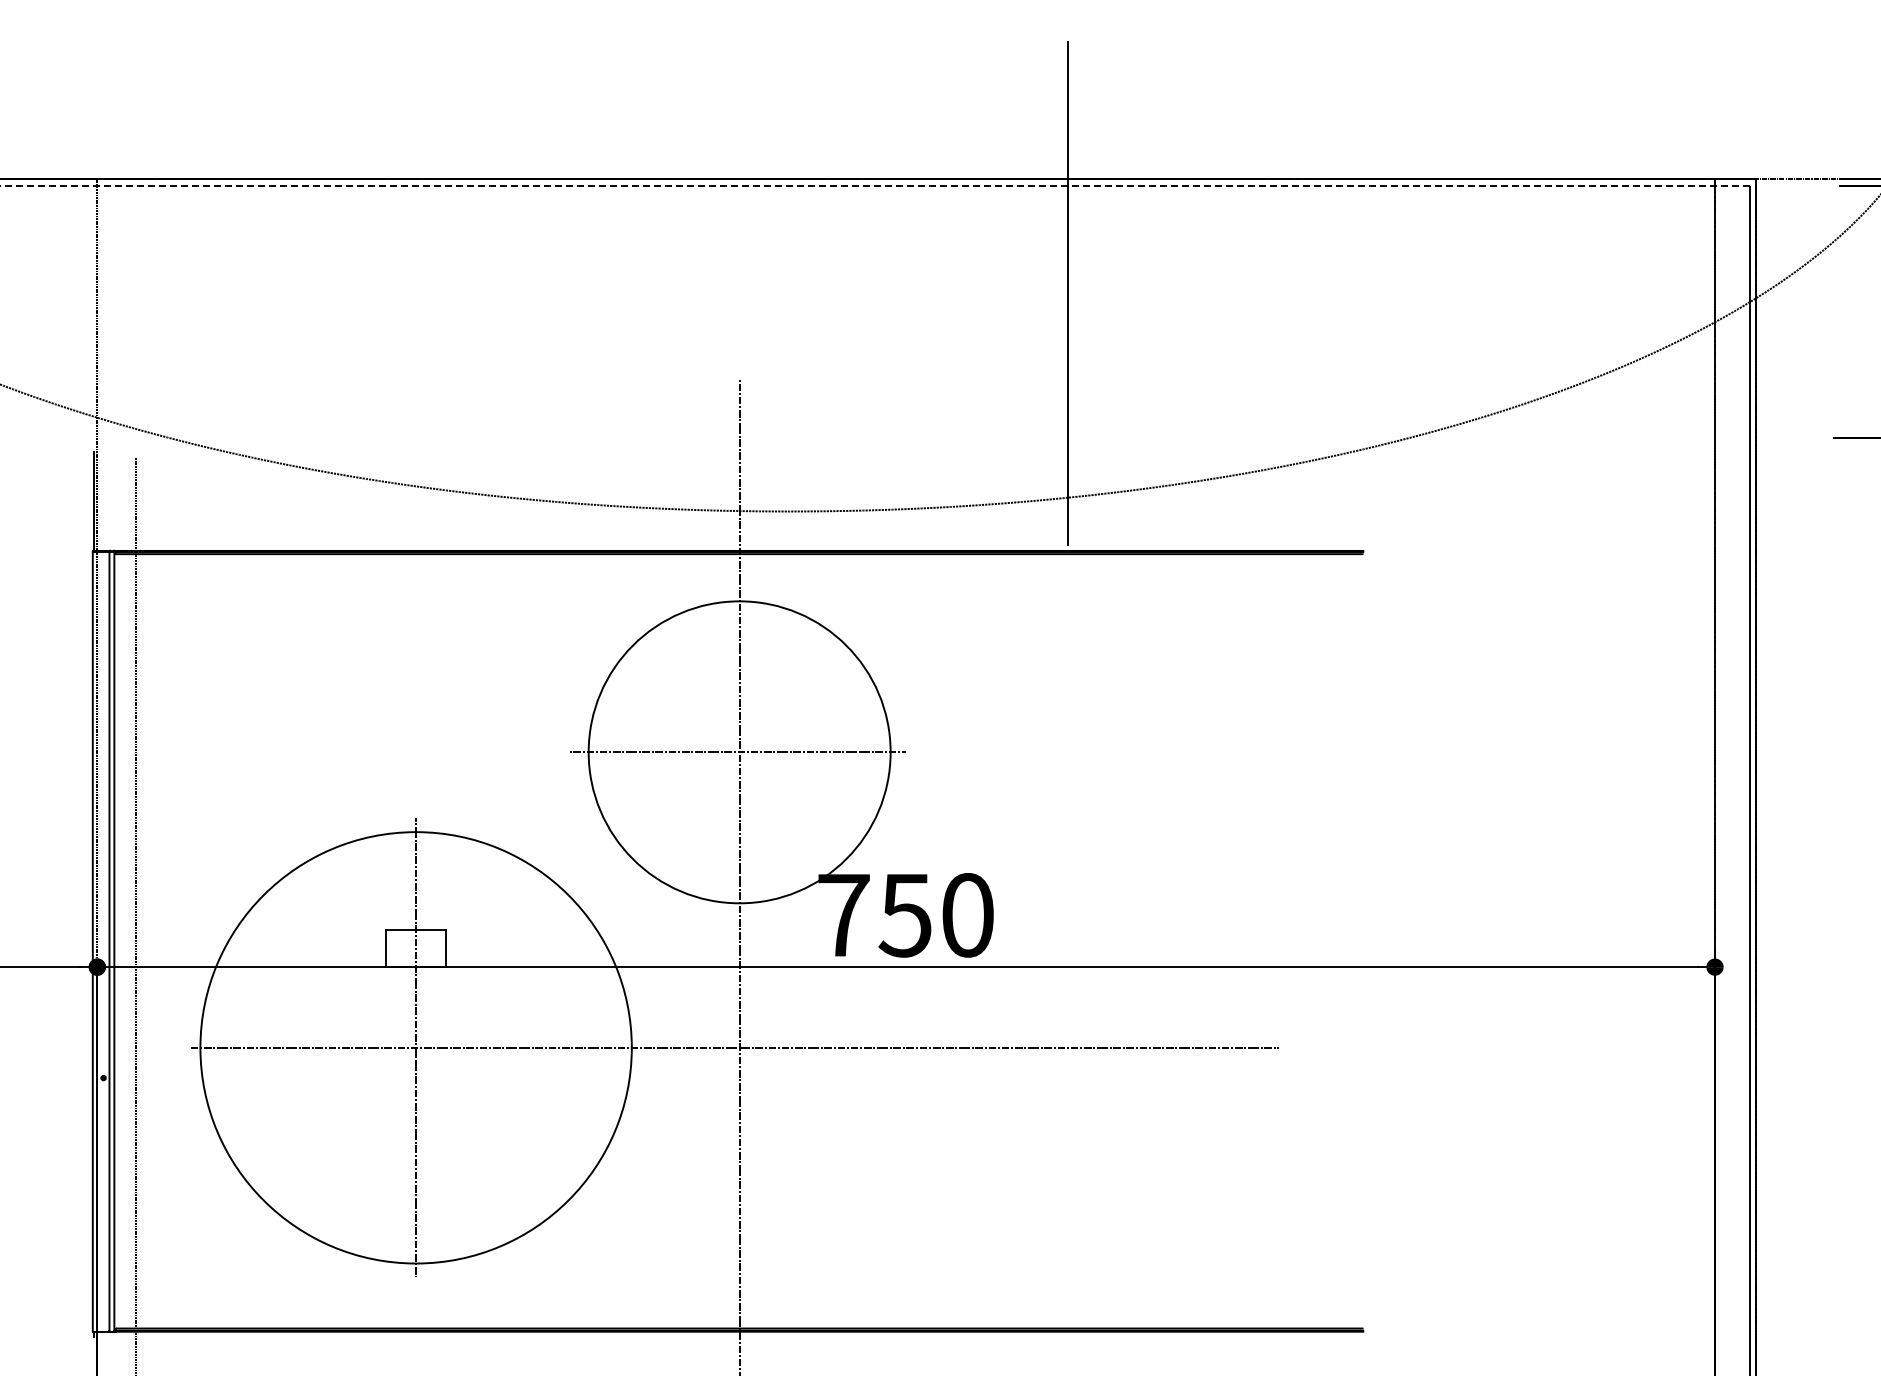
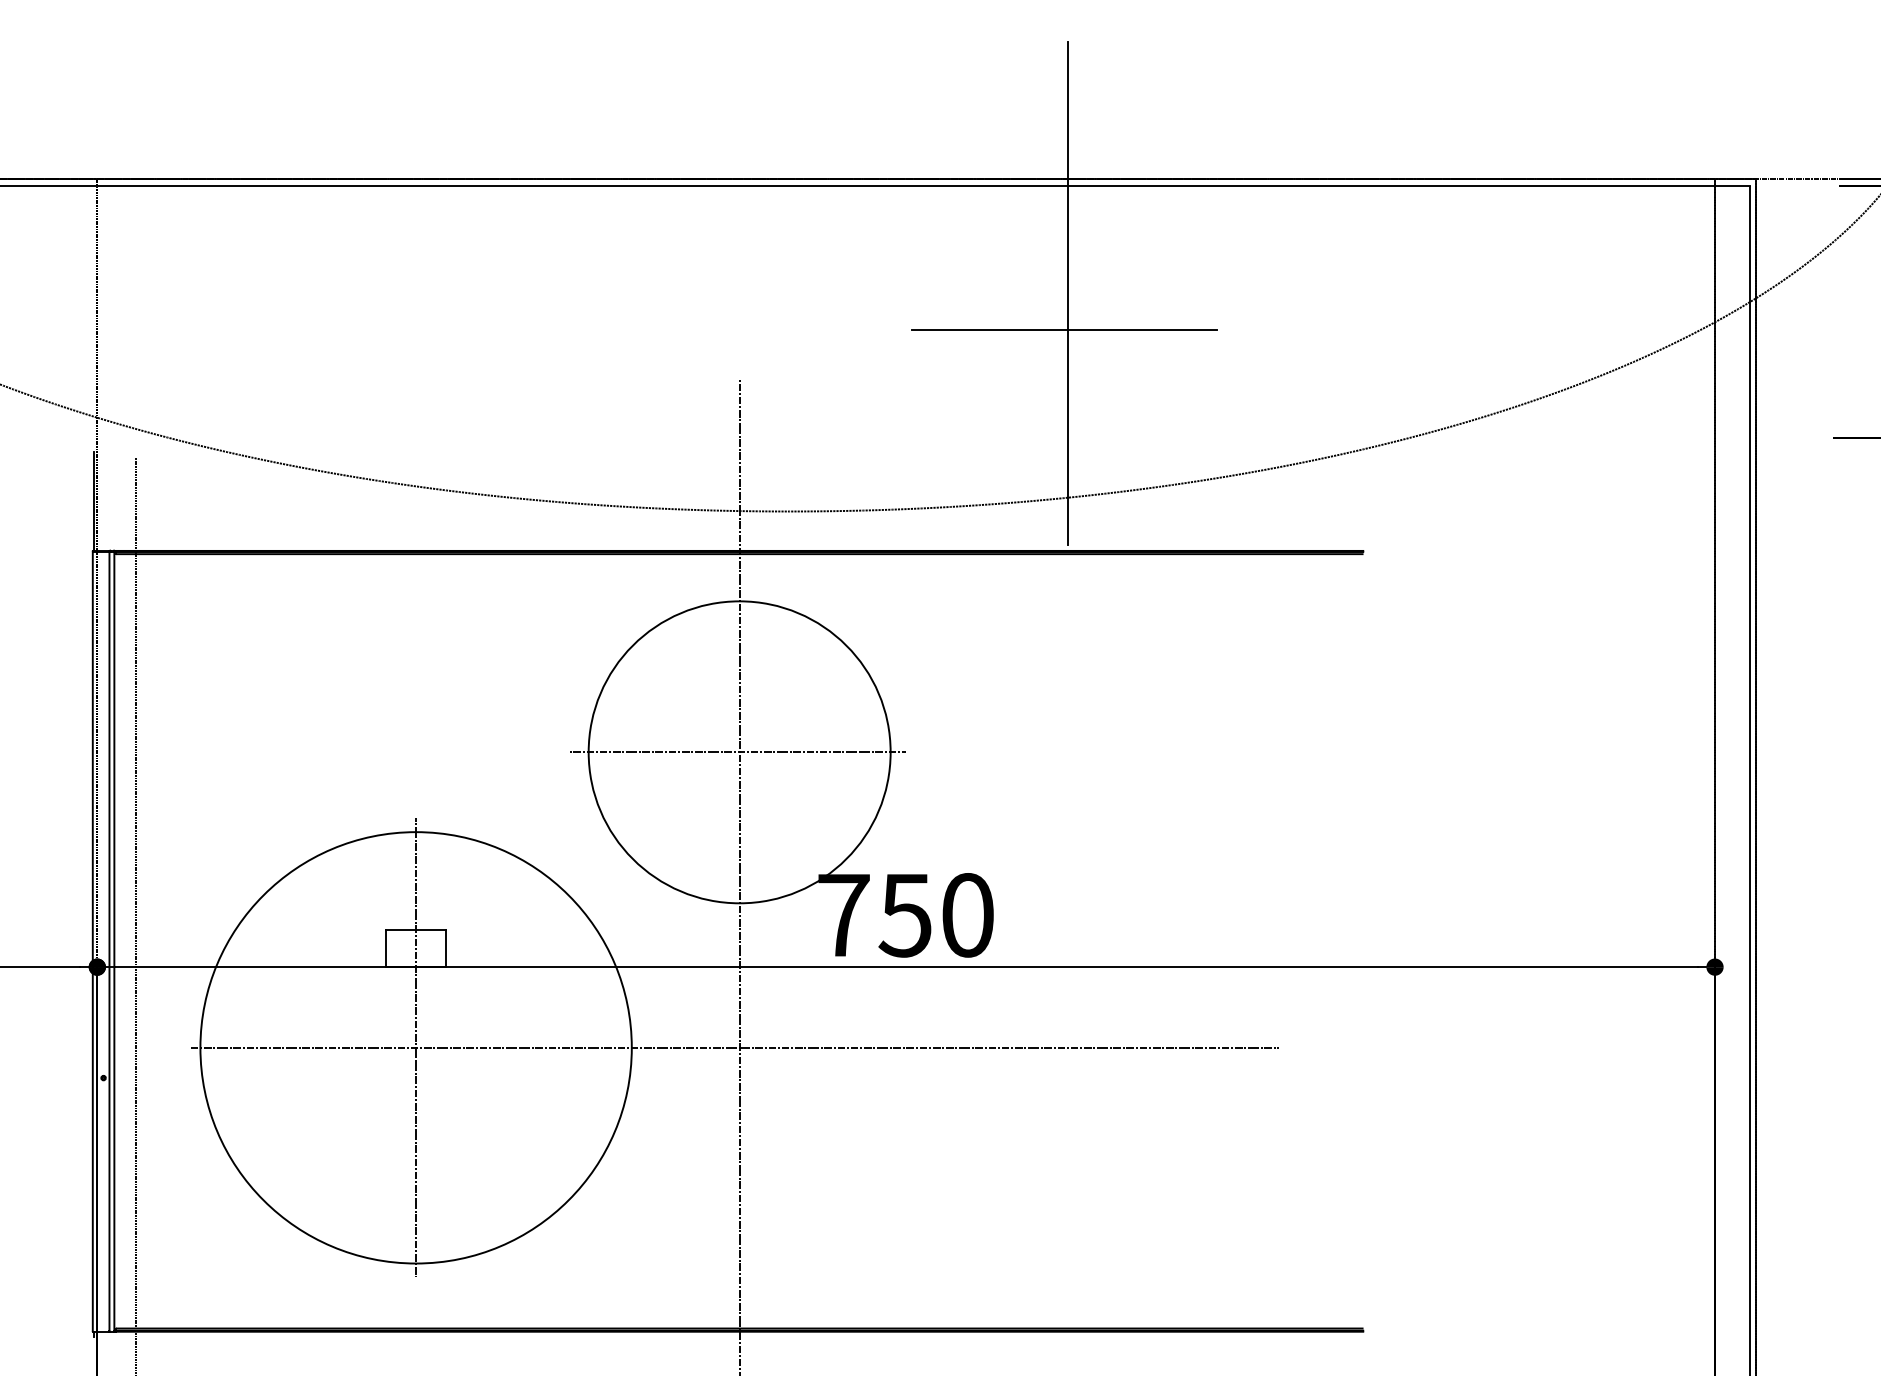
line: dashed -> solid (874, 185)
line: none -> present (1064, 330)
